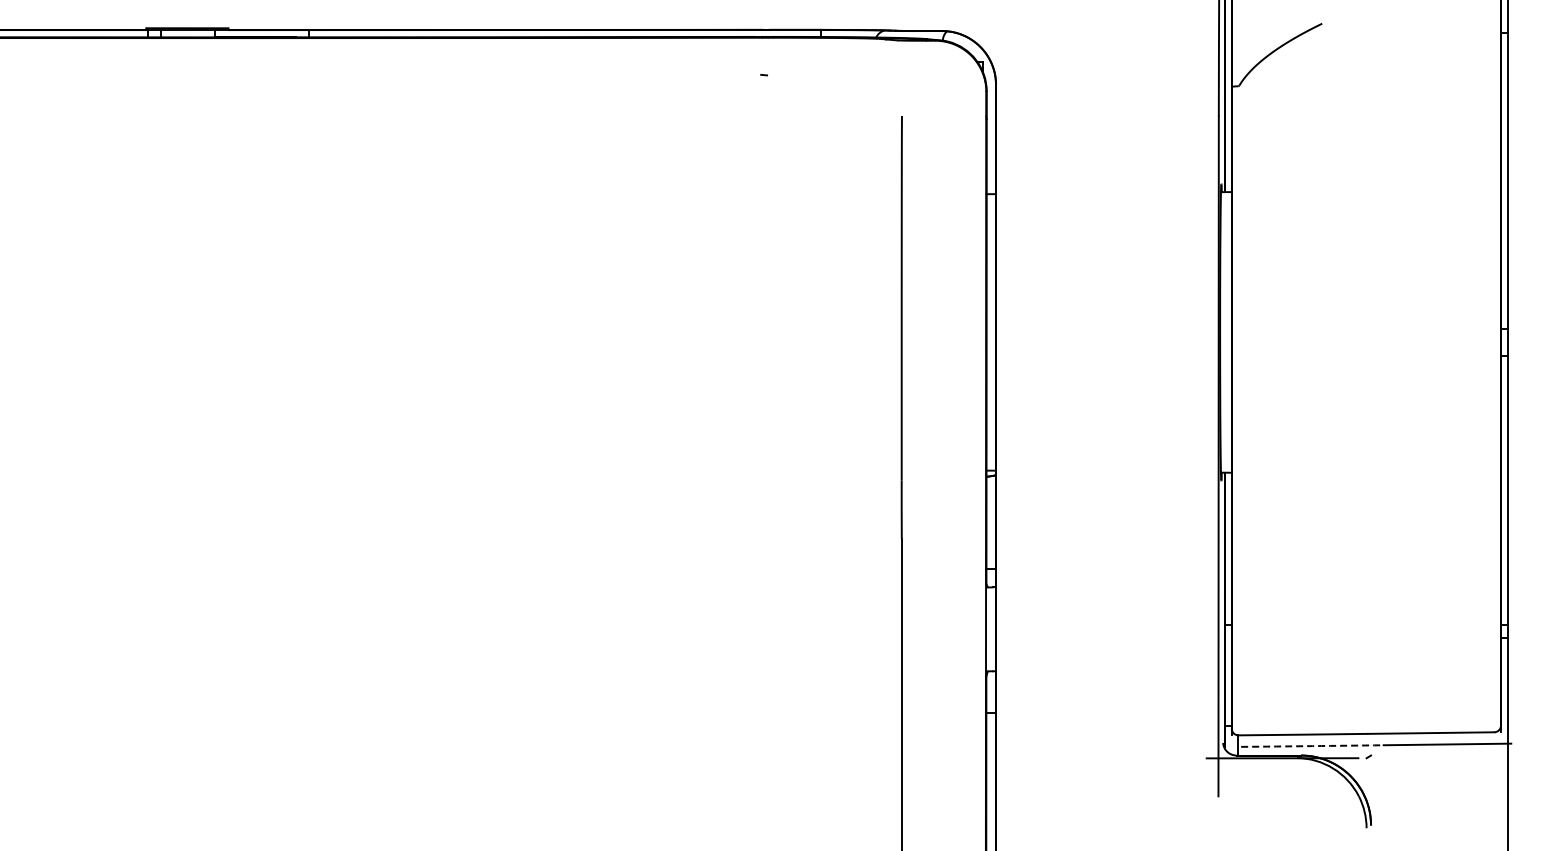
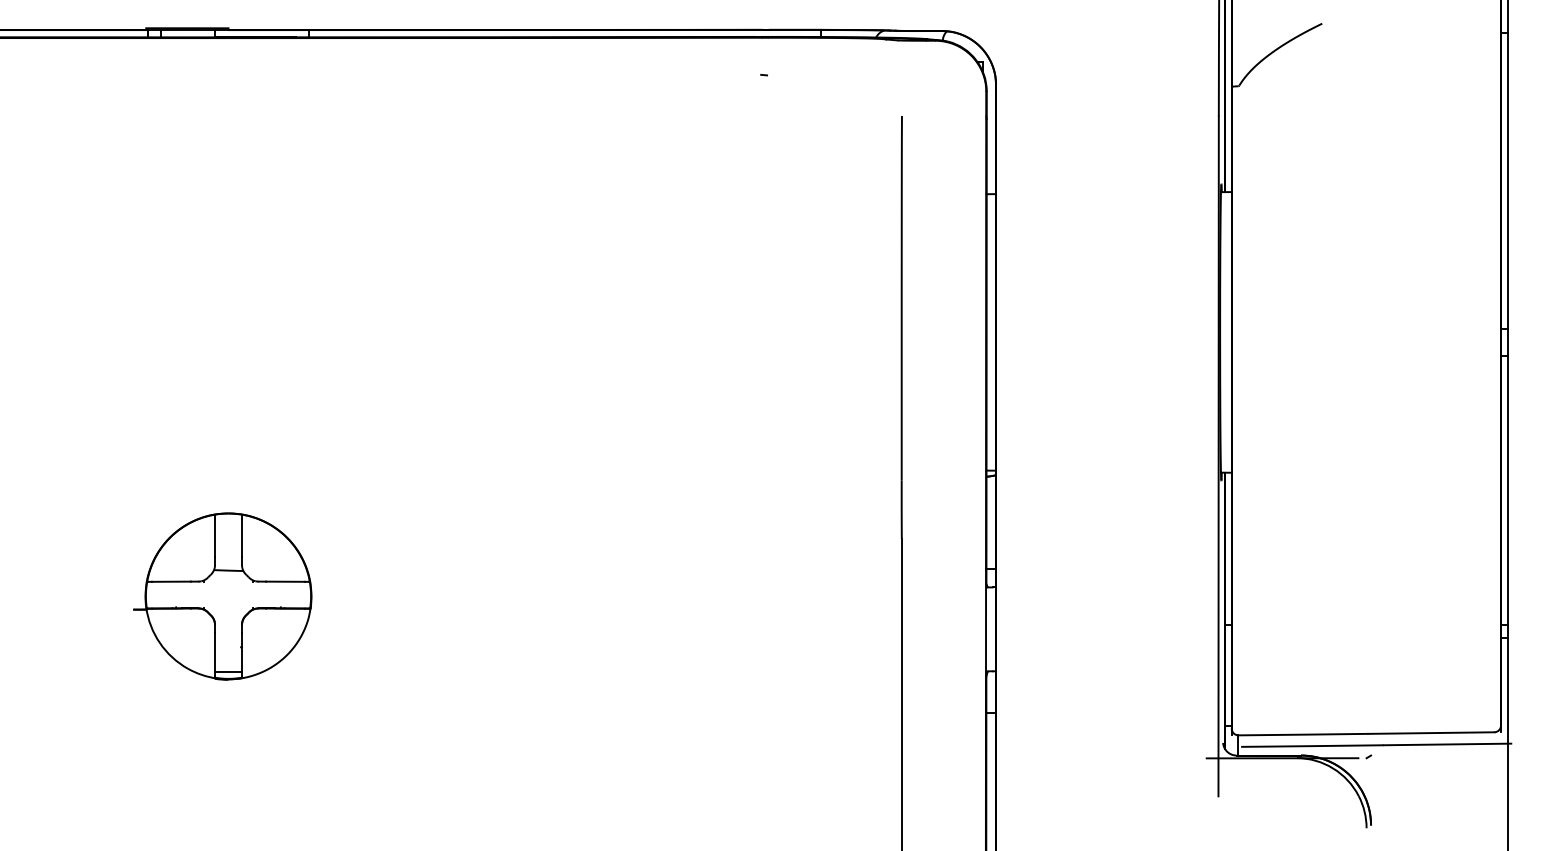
part: none -> present (222, 596)
arc: dashed -> solid (1312, 746)
